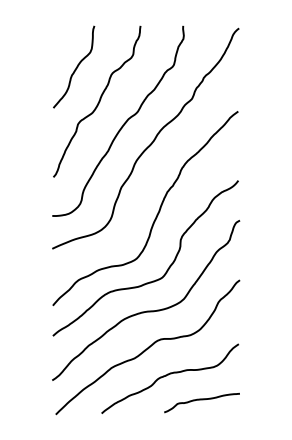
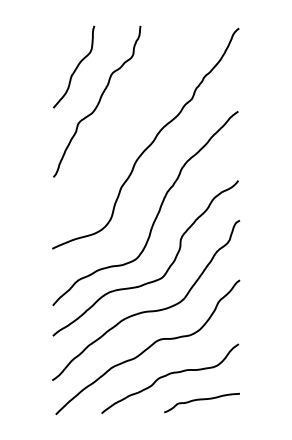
curve: present -> none (123, 123)
